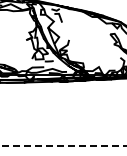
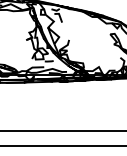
line: none -> present (62, 131)
line: dashed -> solid (63, 145)
